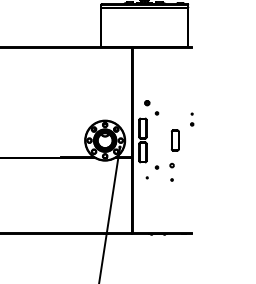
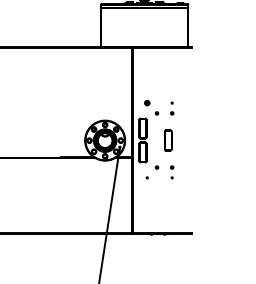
part position: (192, 119) -> (172, 108) (172, 108)
part position: (175, 140) -> (168, 140) (168, 140)
part size: 6x20 px -> 5x15 px (172, 172)
